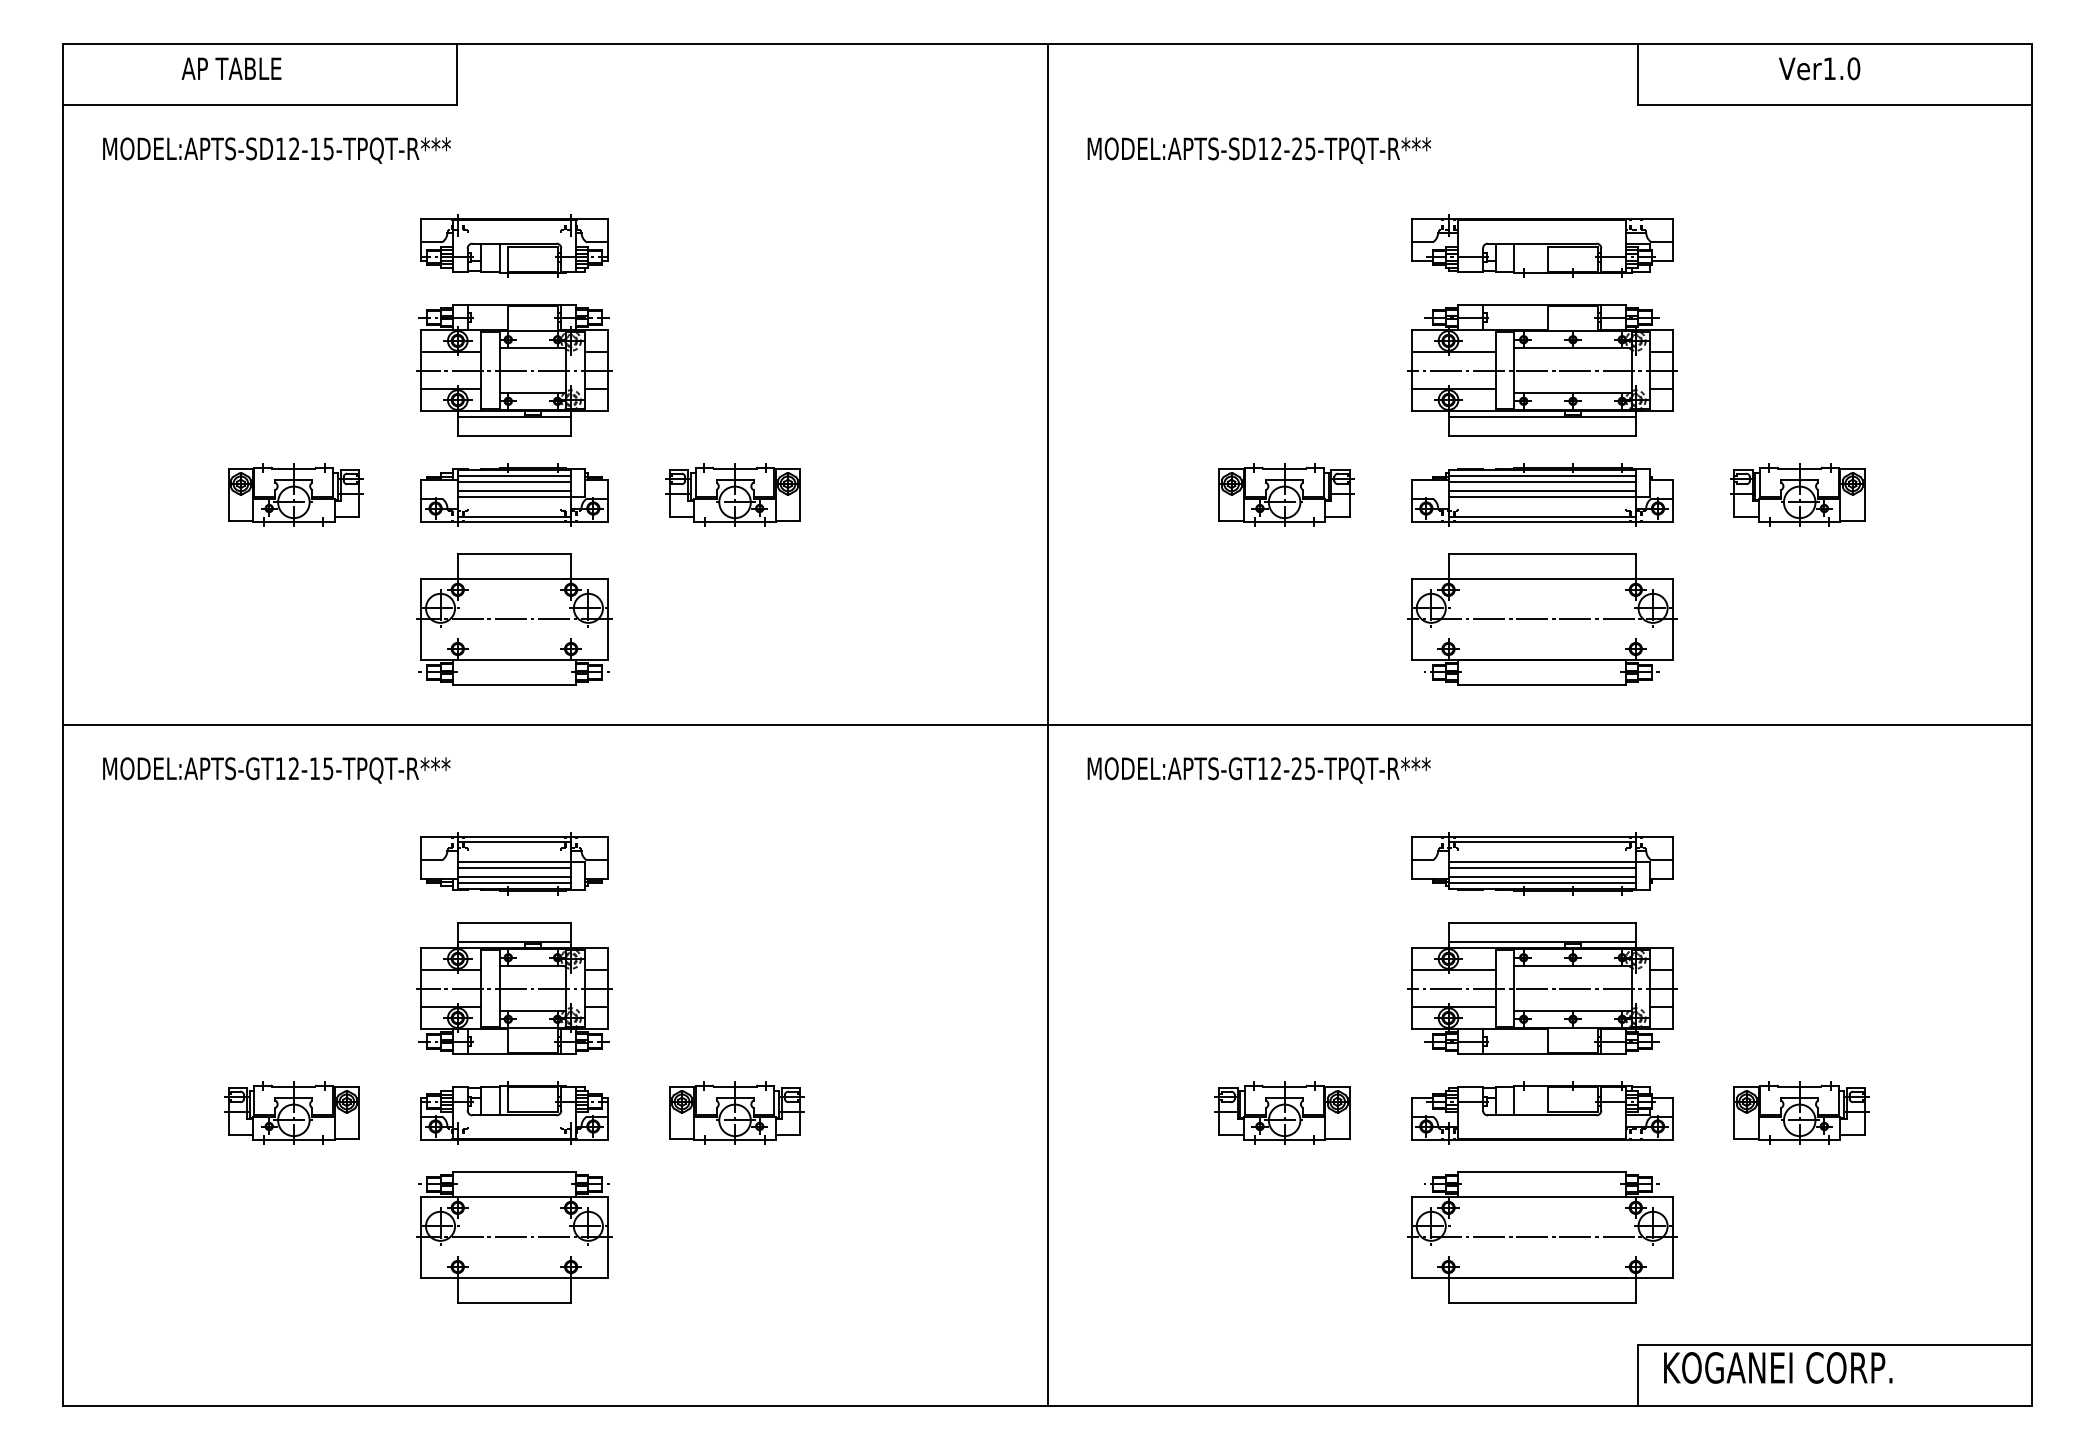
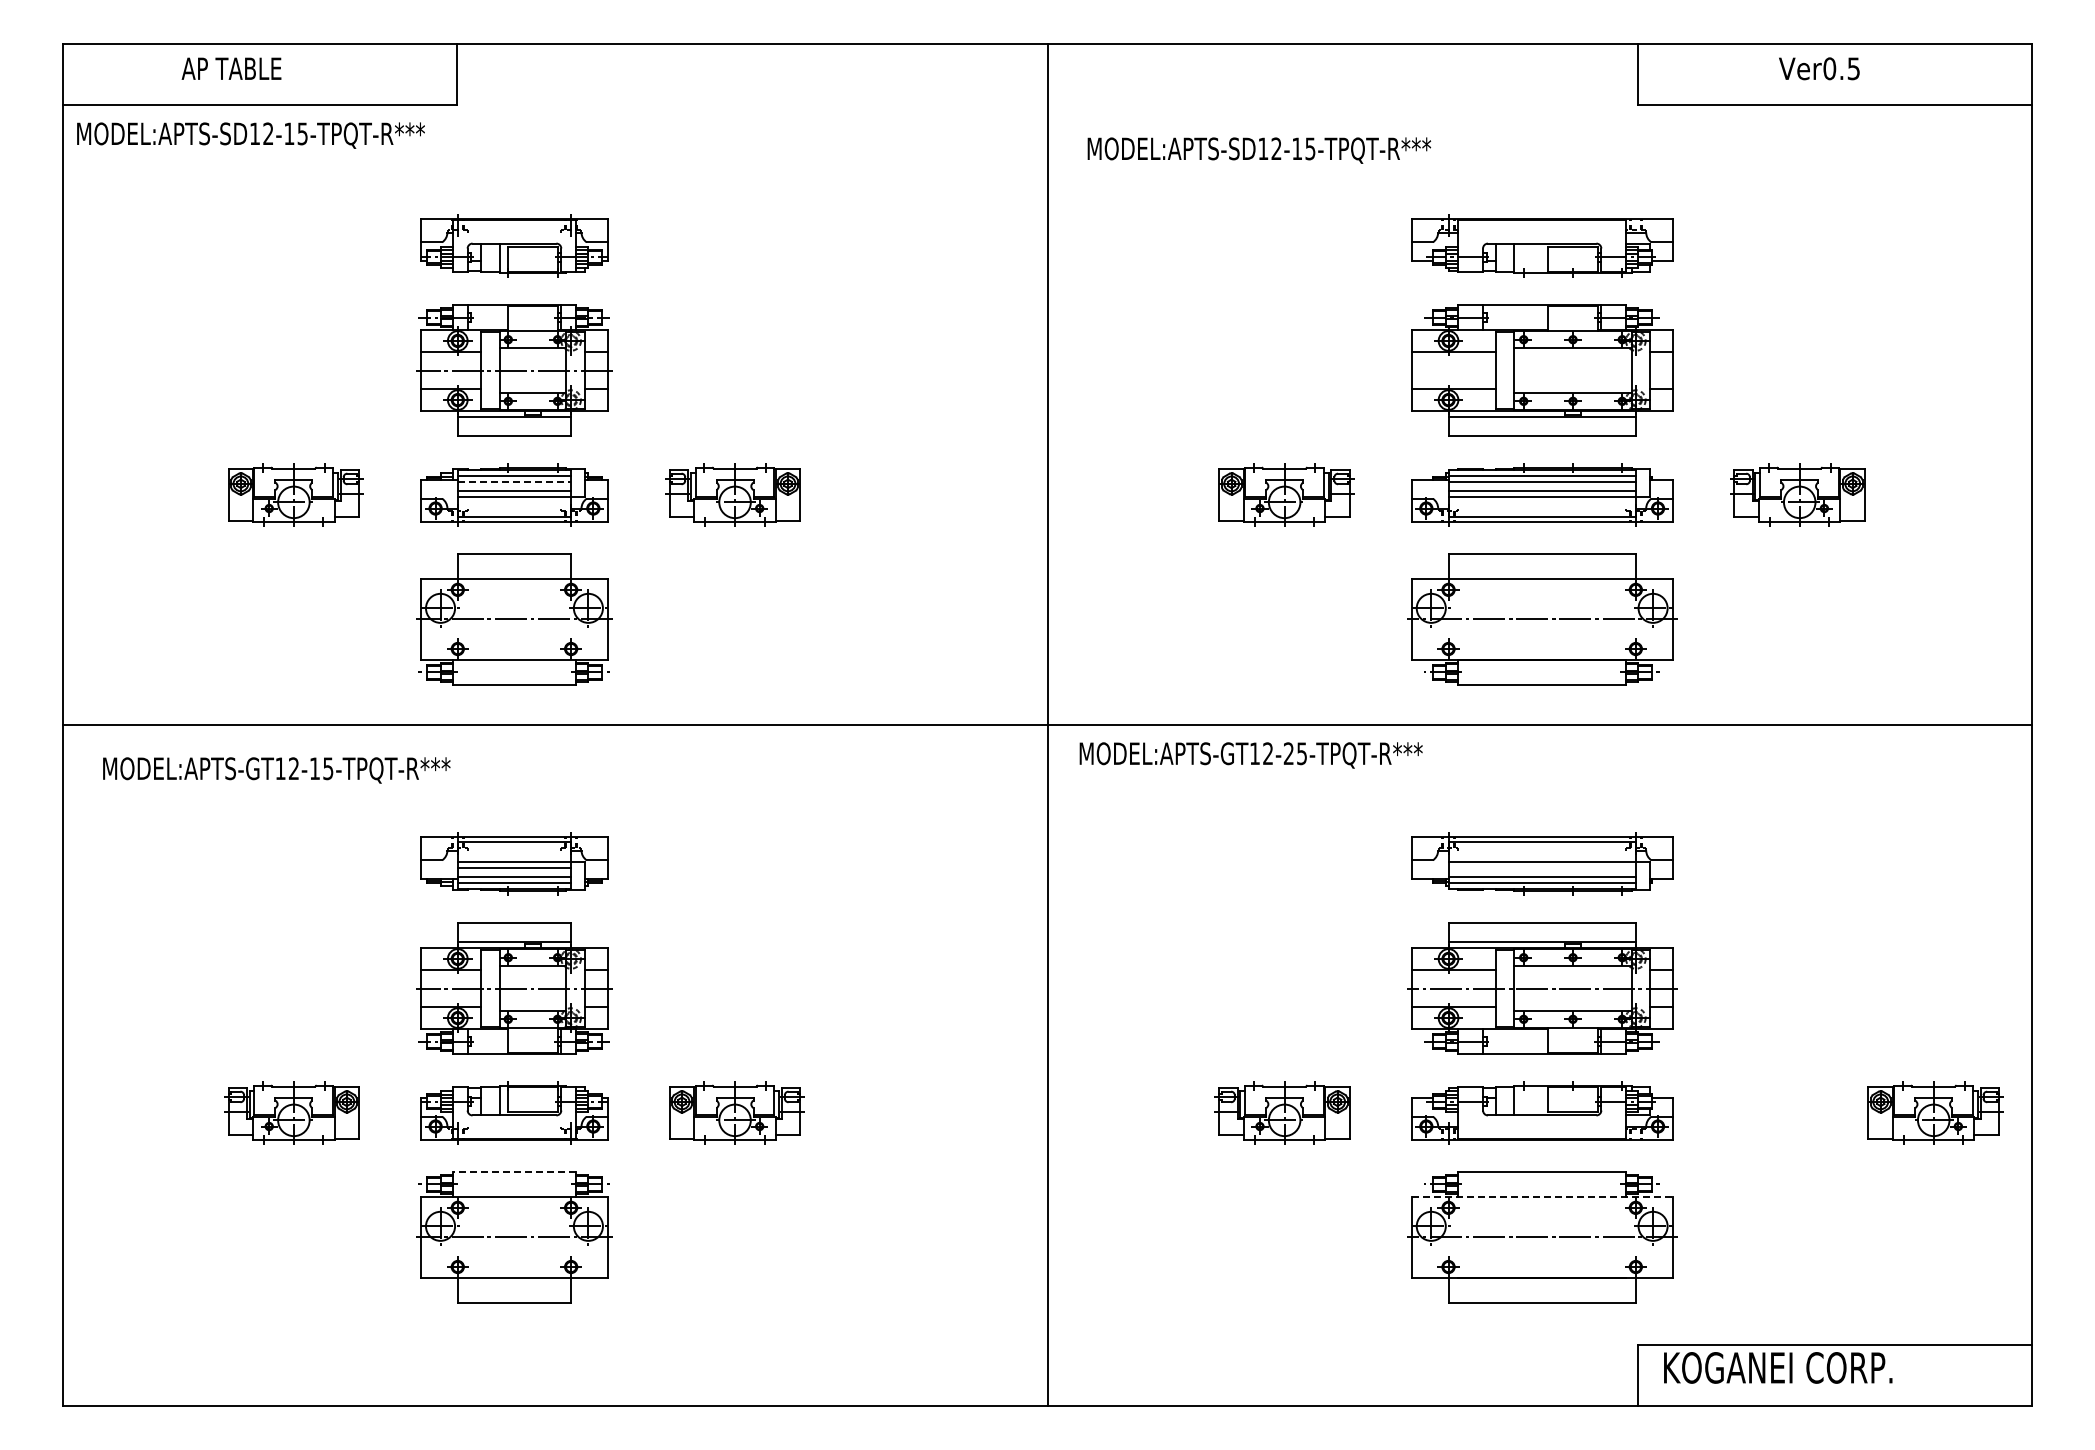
text: Ver1.0 -> Ver0.5 (1841, 68)
text: MODEL:APTS-SD12-25-TPQT-R*** -> MODEL:APTS-SD12-15-TPQT-R*** (1296, 148)
text position: (276, 150) -> (250, 135) (250, 135)
line: present -> none (1541, 370)
line: solid -> dashed (514, 482)
text position: (1258, 770) -> (1250, 755) (1250, 755)
line: present -> none (1541, 868)
part position: (1801, 1112) -> (1935, 1112) (1935, 1112)
line: solid -> dashed (514, 1172)
line: solid -> dashed (1542, 1196)
